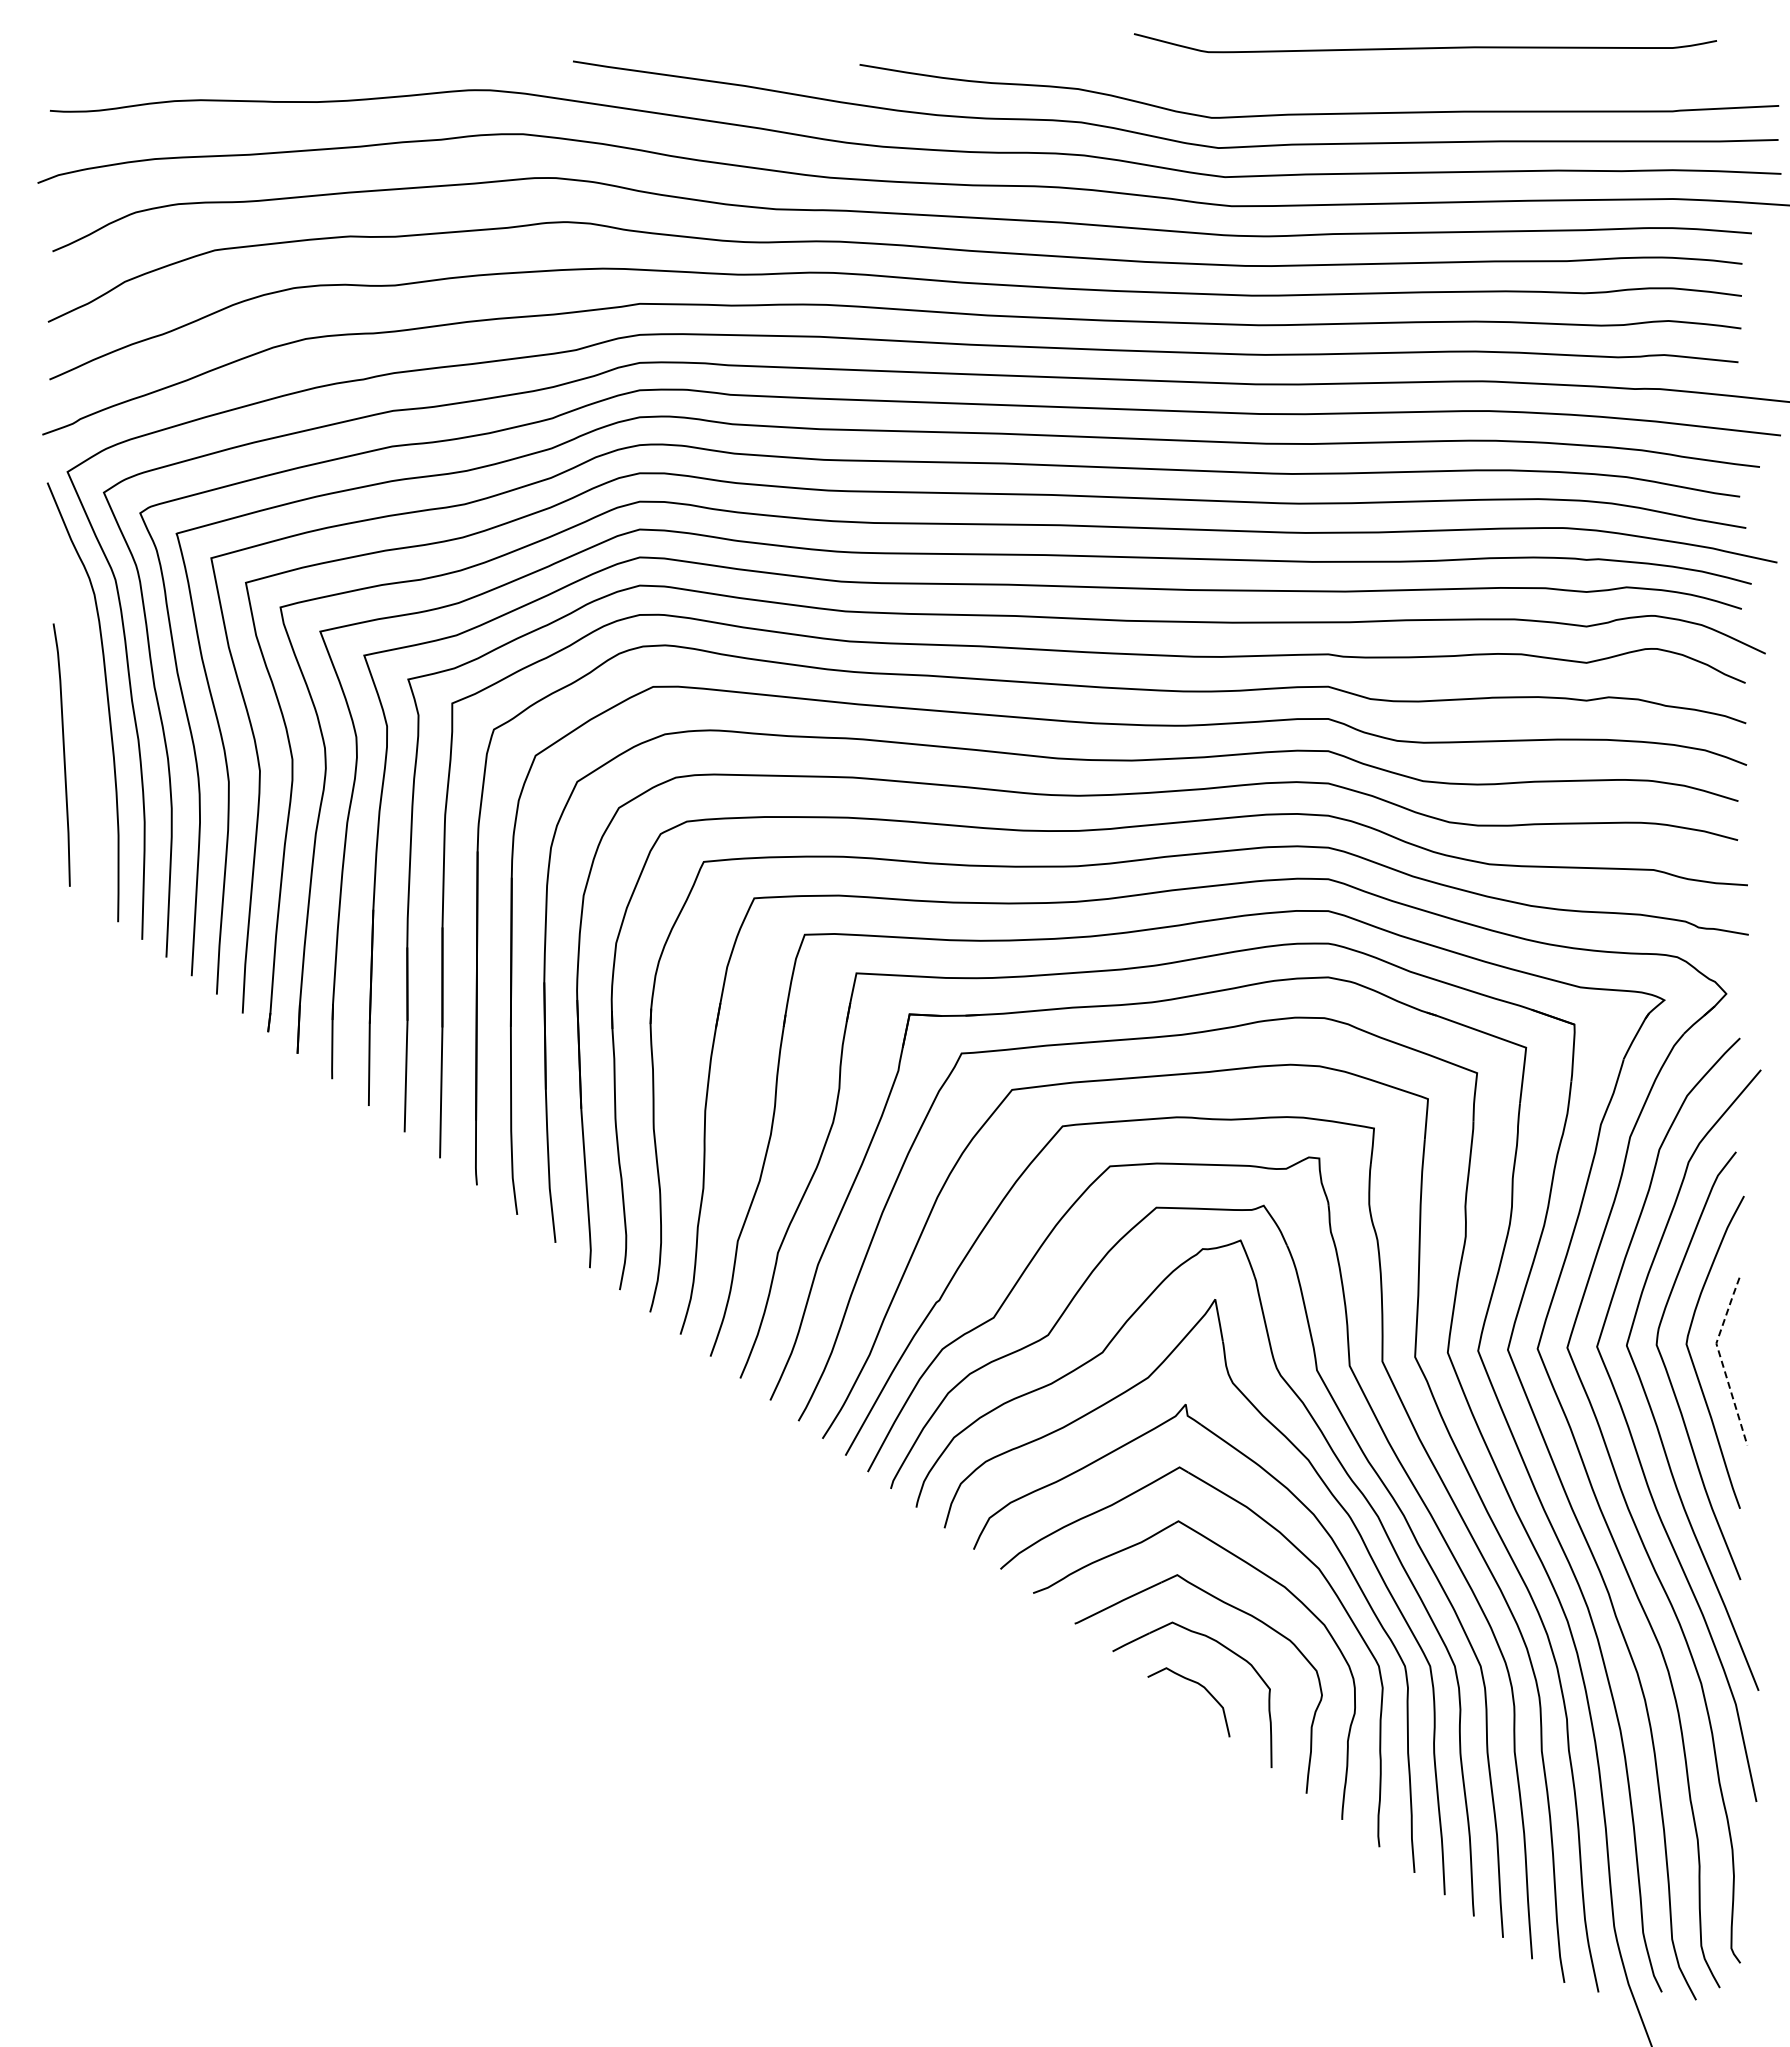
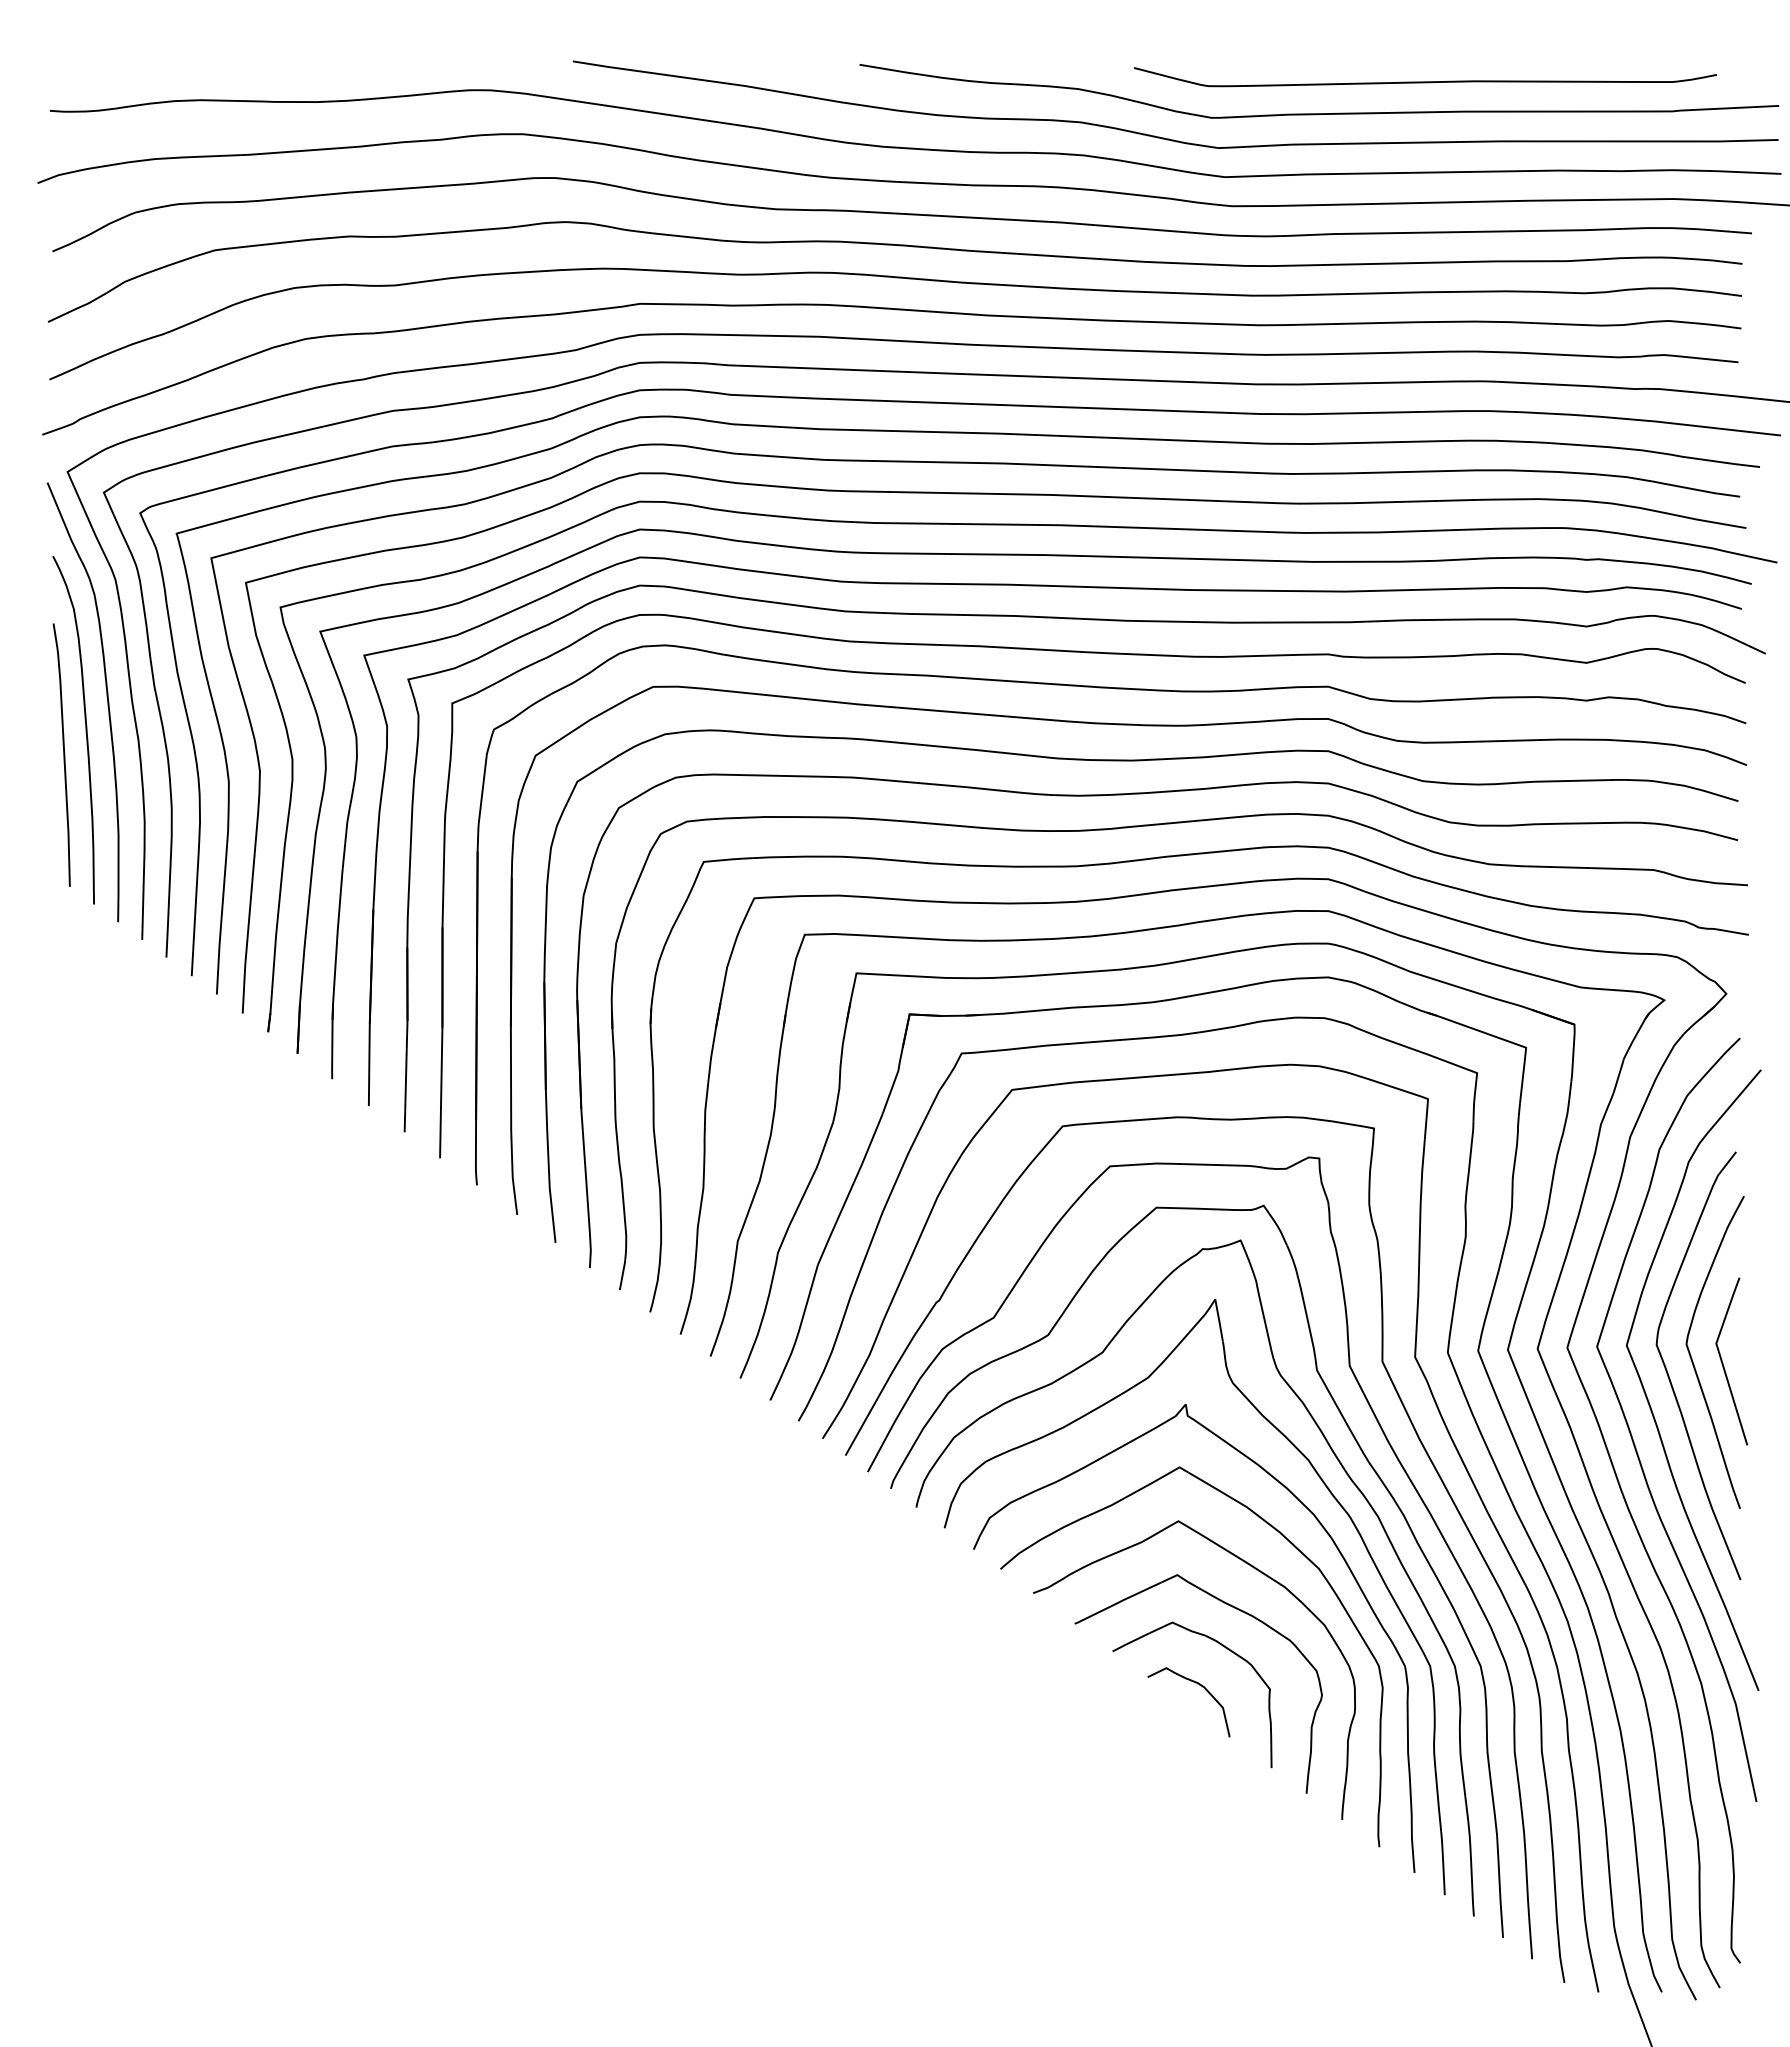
curve position: (1424, 47) -> (1424, 81) (1424, 81)
curve: none -> present (85, 730)
line: dashed -> solid (1721, 1359)
